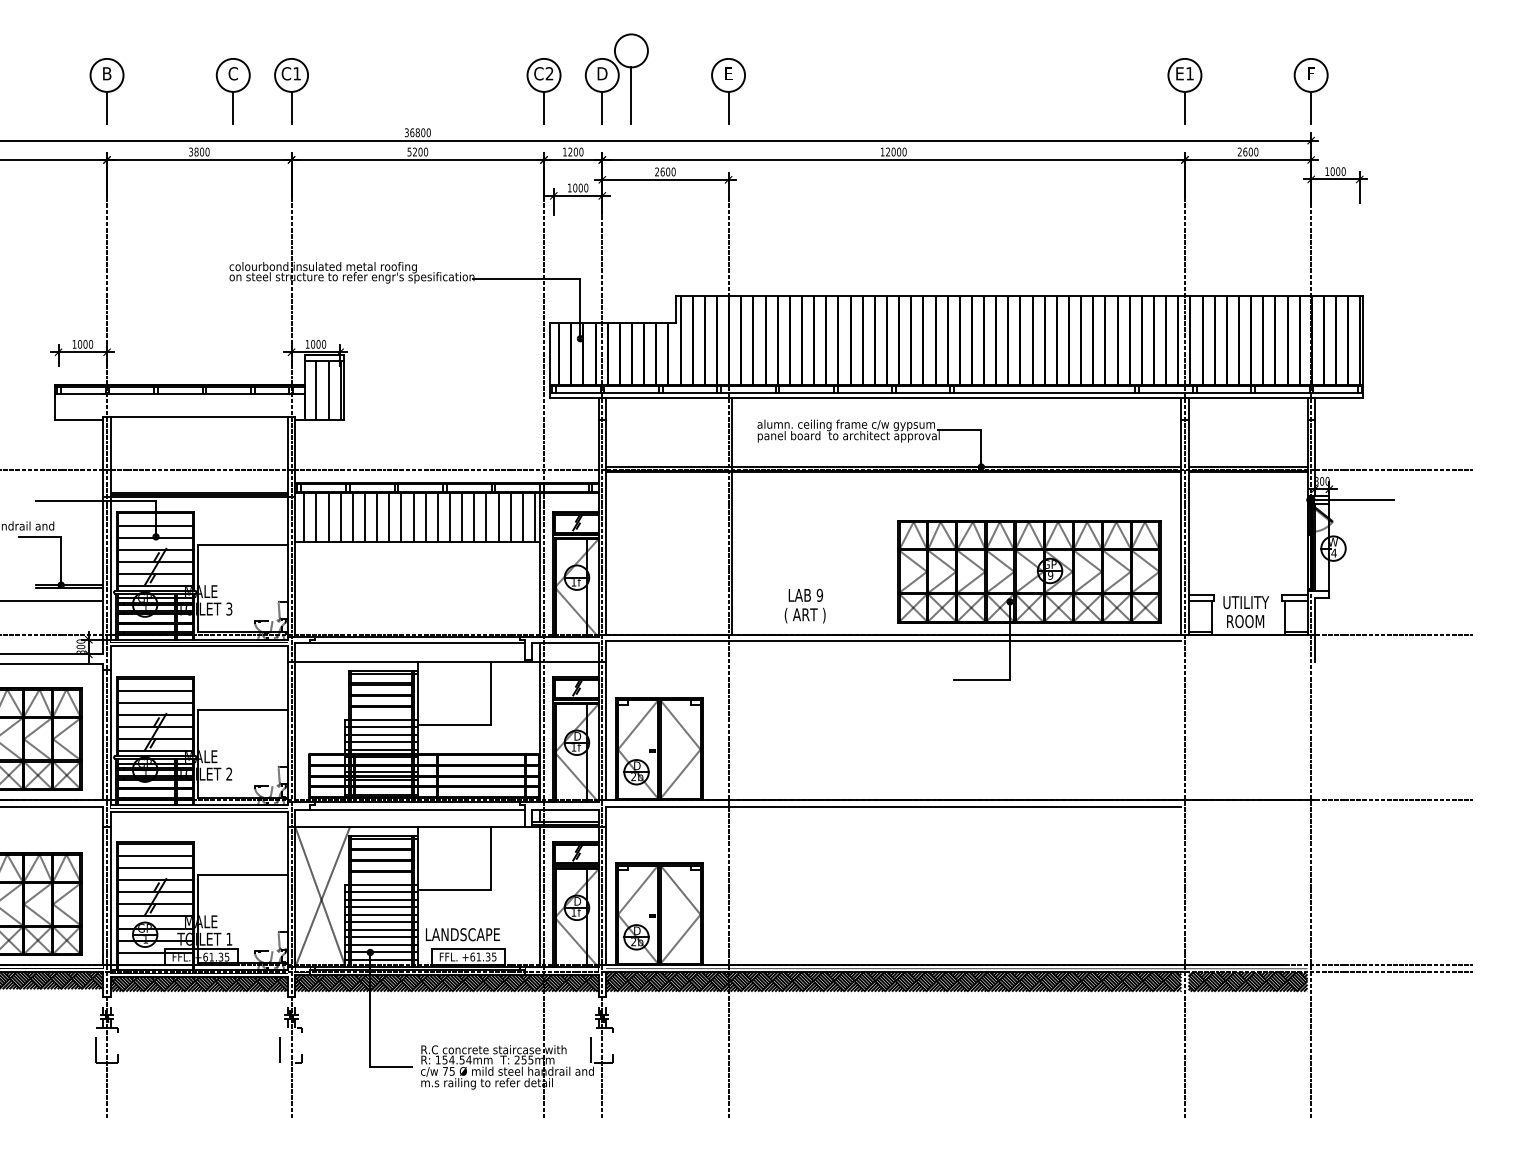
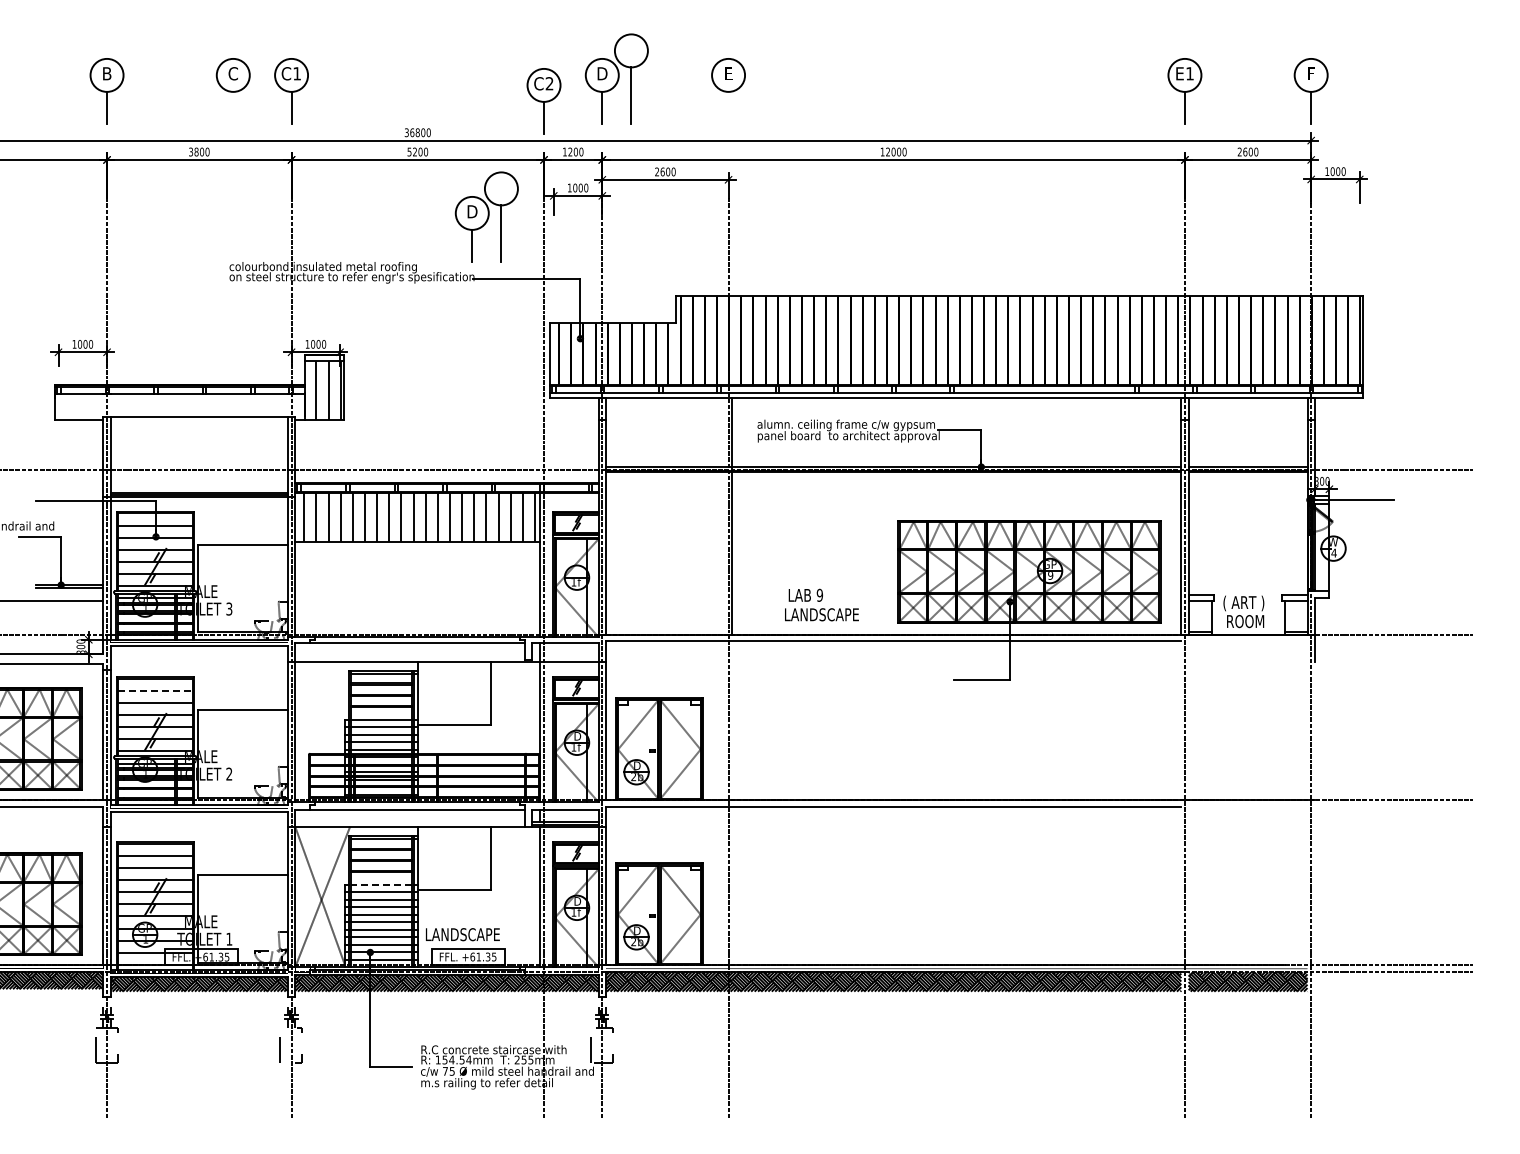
part position: (543, 91) -> (543, 101) (543, 101)
line: present -> none (233, 107)
line: present -> none (728, 107)
part: none -> present (486, 216)
text: UTILITY -> ( ART ) (1246, 603)
text: ( ART ) -> LANDSCAPE (821, 615)
line: solid -> dashed (155, 690)
line: solid -> dashed (380, 884)
